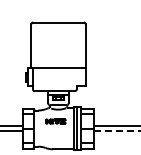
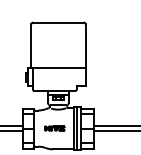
part position: (55, 121) -> (54, 128) (54, 128)
line: dashed -> solid (117, 130)
